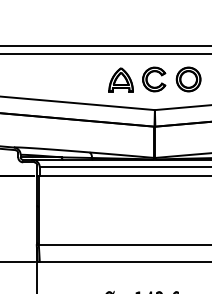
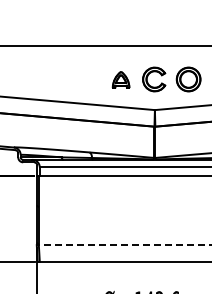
line: present -> none (105, 53)
part size: 26x26 px -> 20x18 px (120, 79)
line: solid -> dashed (124, 245)
